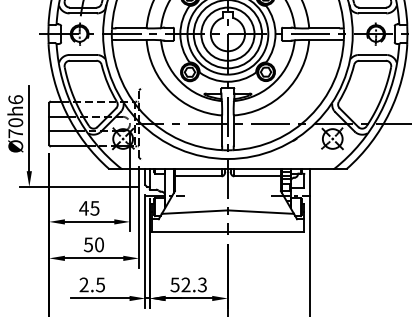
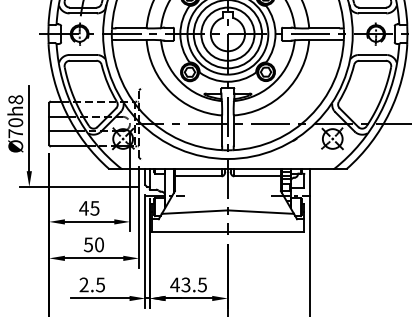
text: Ø70h6 -> Ø70h8 (15, 99)
text: 52.3 -> 43.5 (188, 284)
